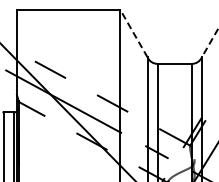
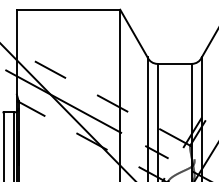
line: dashed -> solid (133, 33)
line: dashed -> solid (210, 42)
